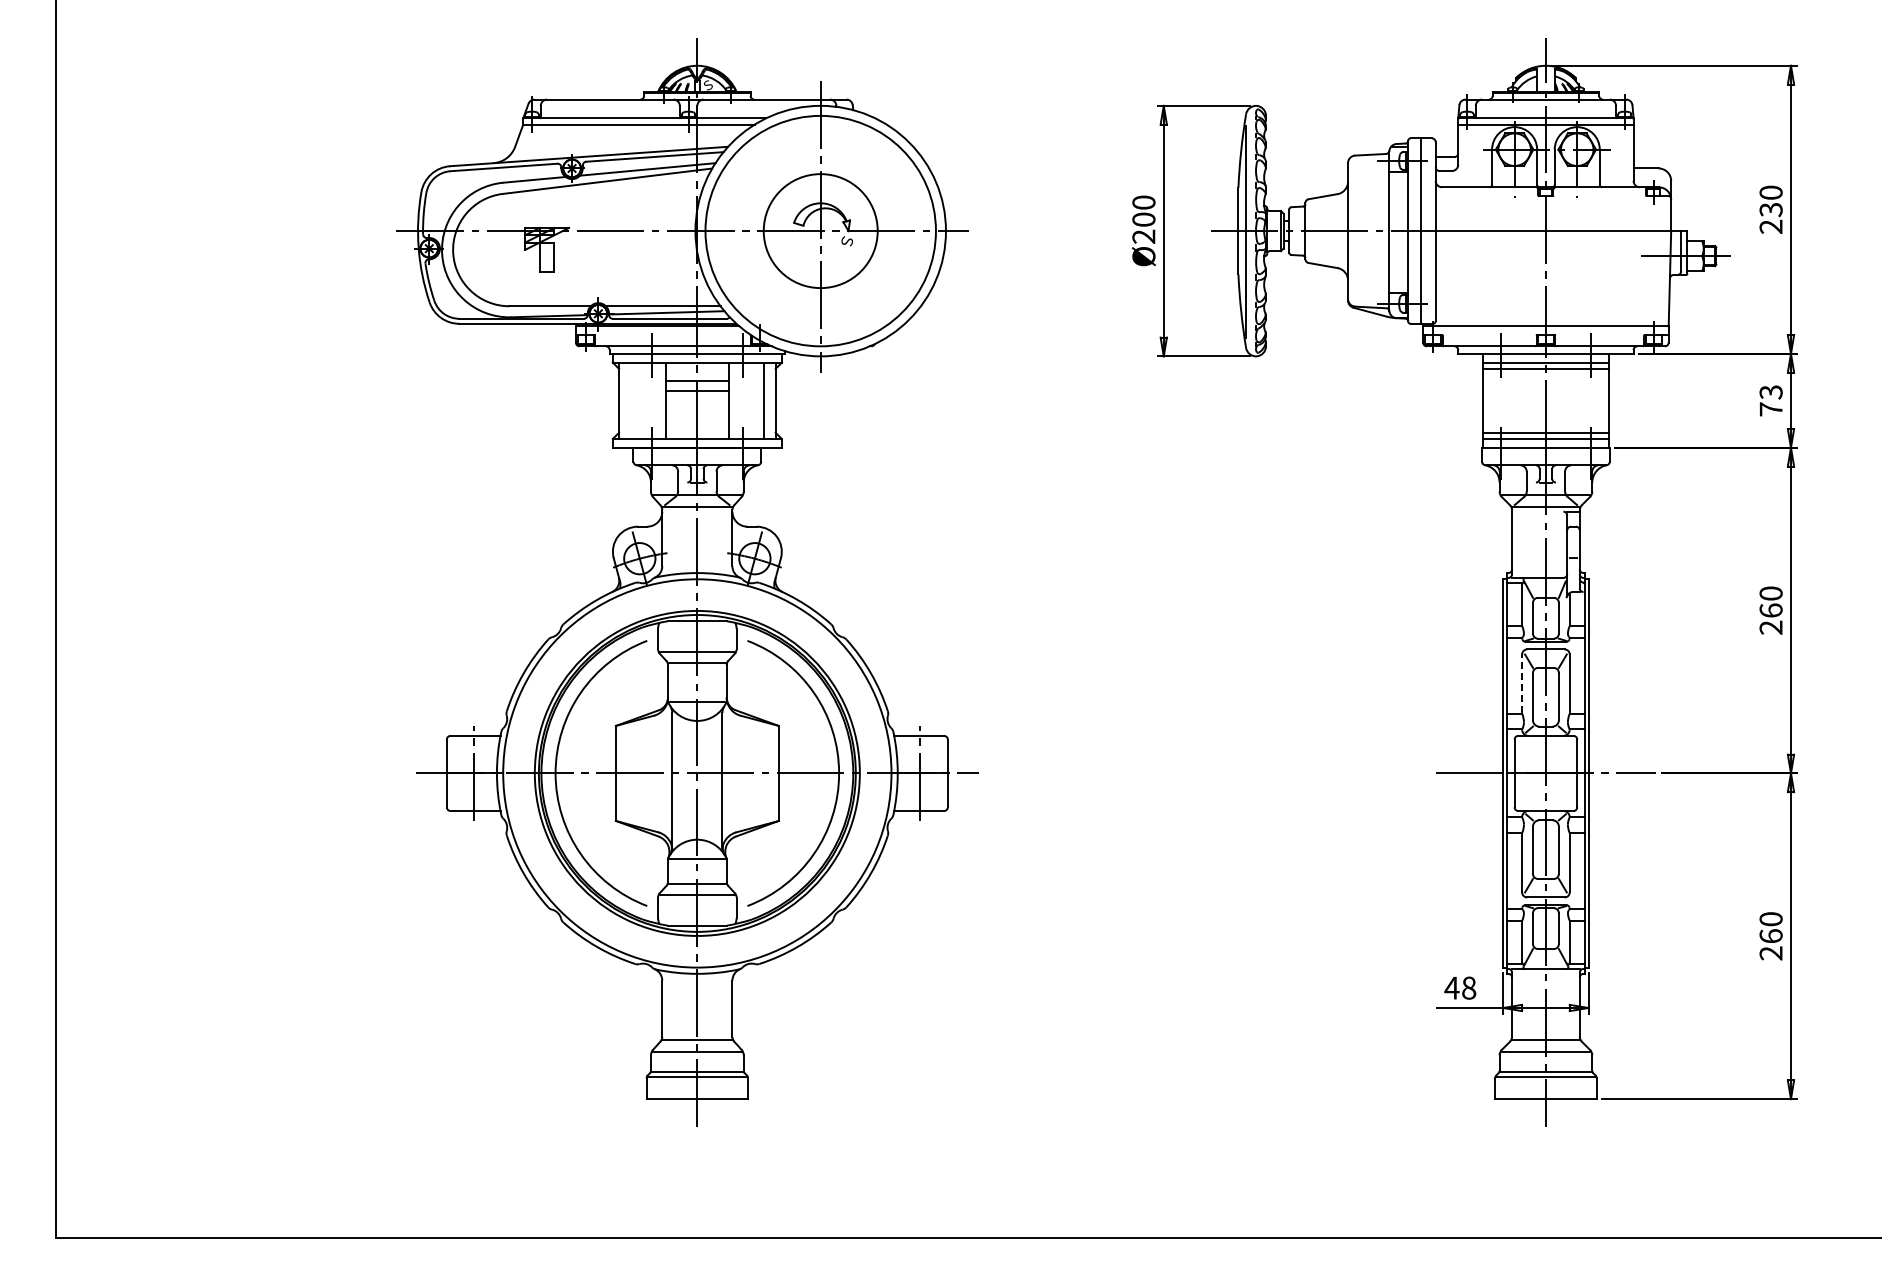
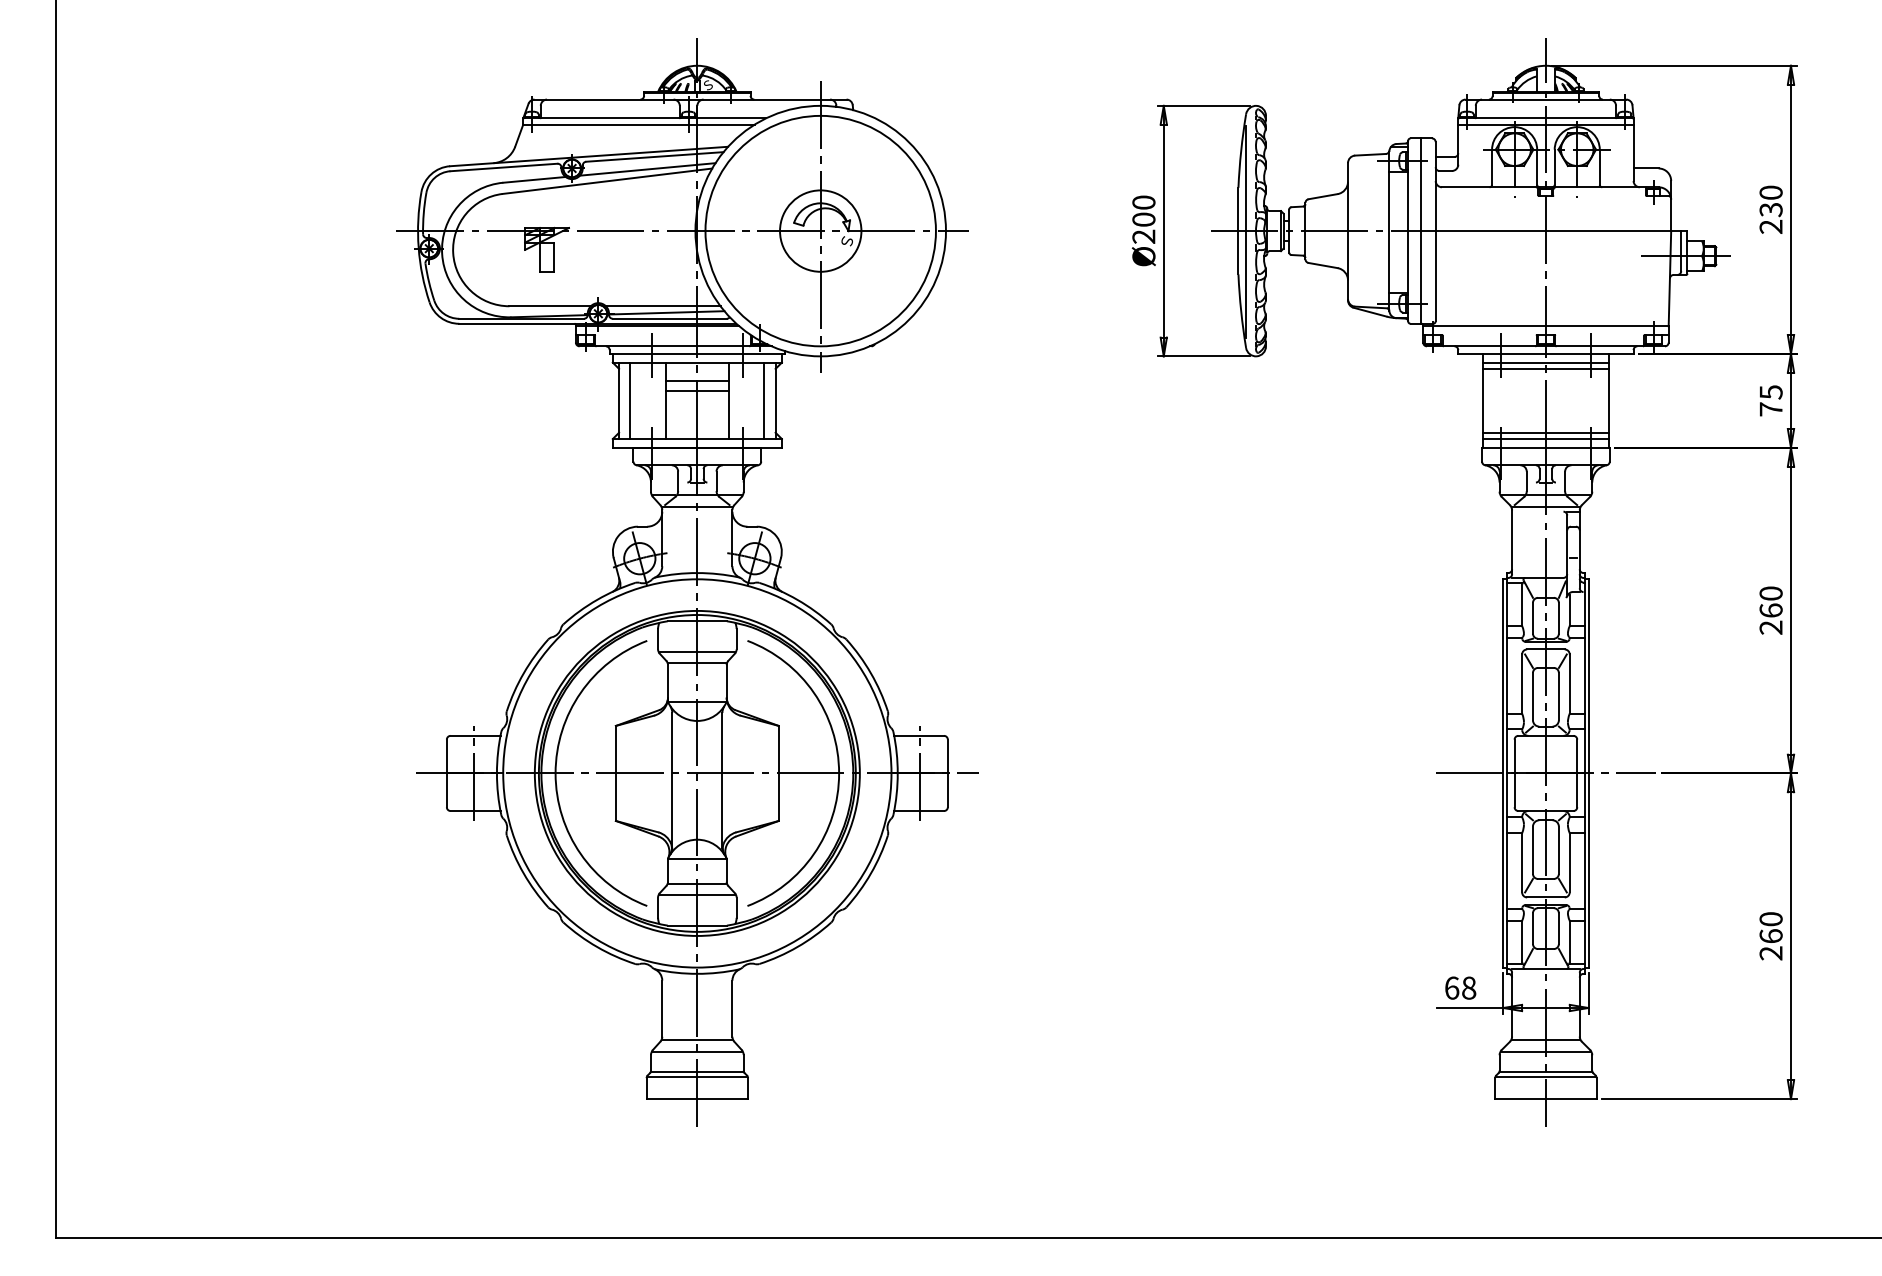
circle diameter: 114 px -> 81 px (820, 230)
text: 73 -> 75 (1770, 391)
line: none -> present (630, 400)
line: dashed -> solid (1522, 683)
text: 48 -> 68 (1451, 987)
